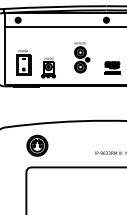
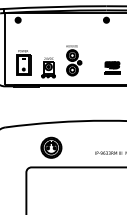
line: present -> none (63, 27)
part position: (82, 57) -> (74, 60) (74, 60)
part position: (37, 145) -> (51, 147) (51, 147)
